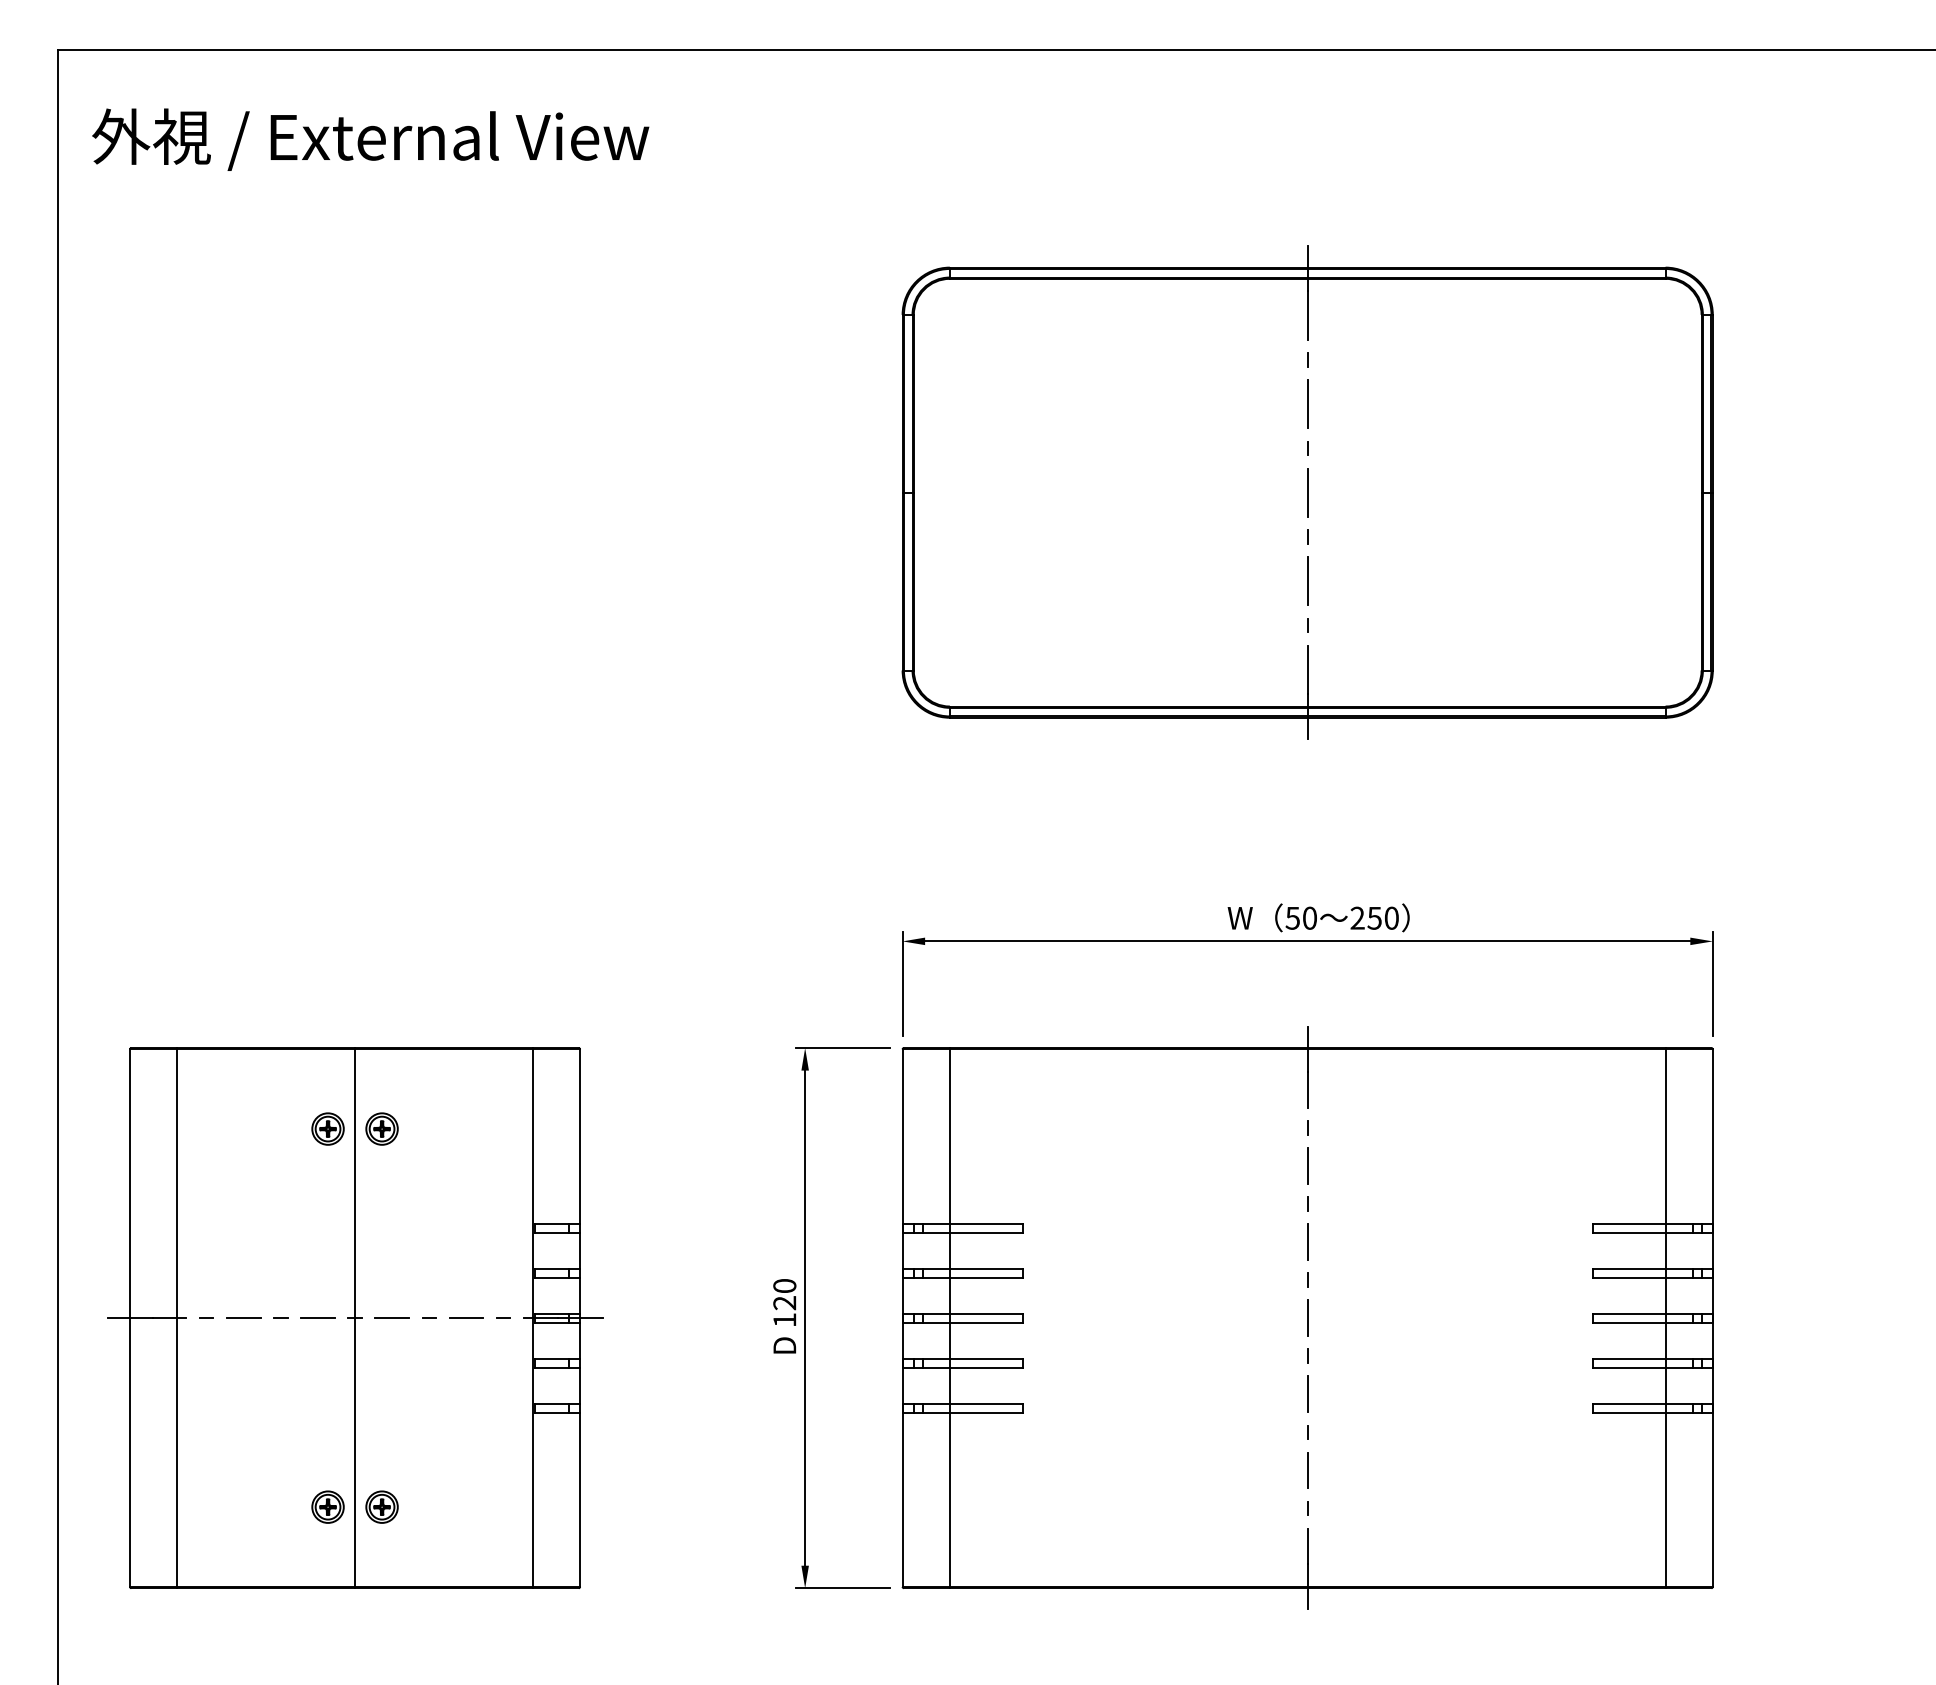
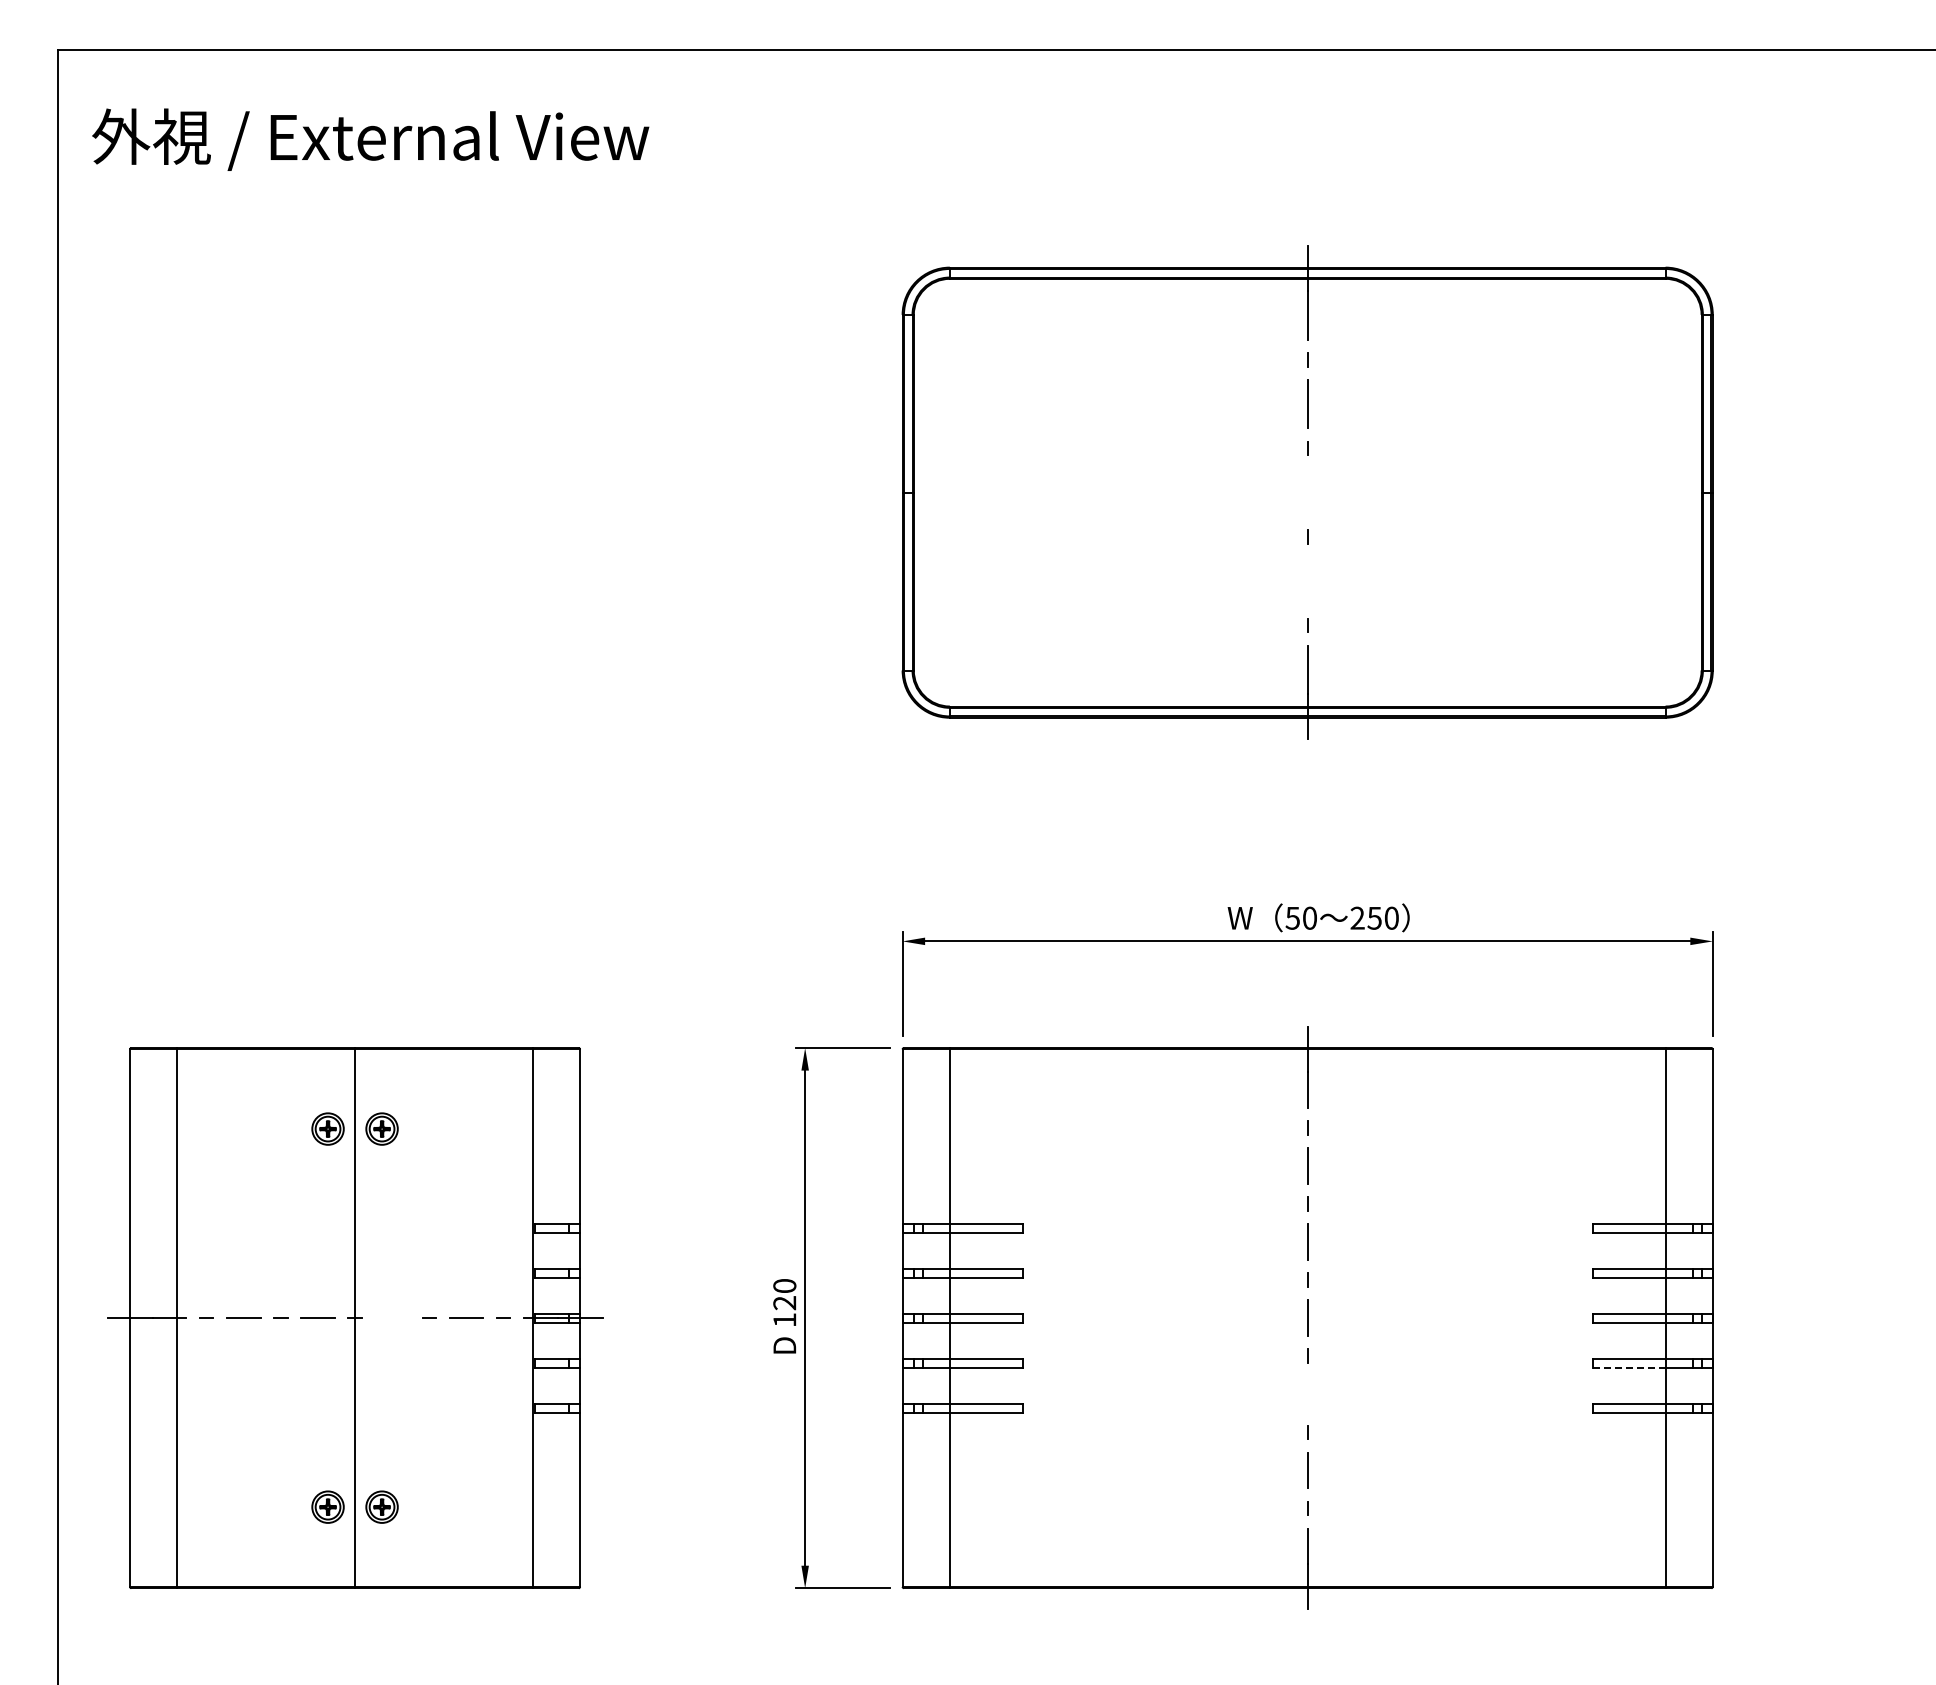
line: present -> none (1307, 492)
line: present -> none (1307, 581)
line: present -> none (392, 1318)
line: solid -> dashed (1628, 1367)
line: present -> none (1307, 1393)
